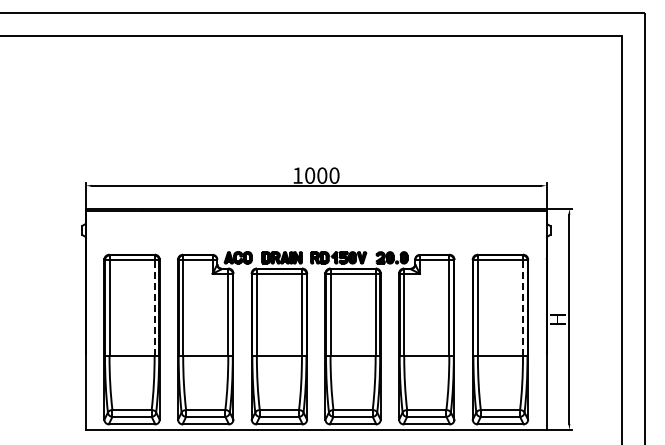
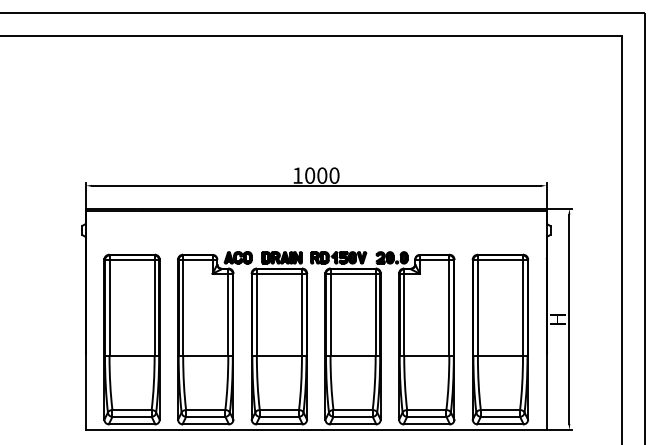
line: dashed -> solid (154, 307)
line: dashed -> solid (523, 307)
